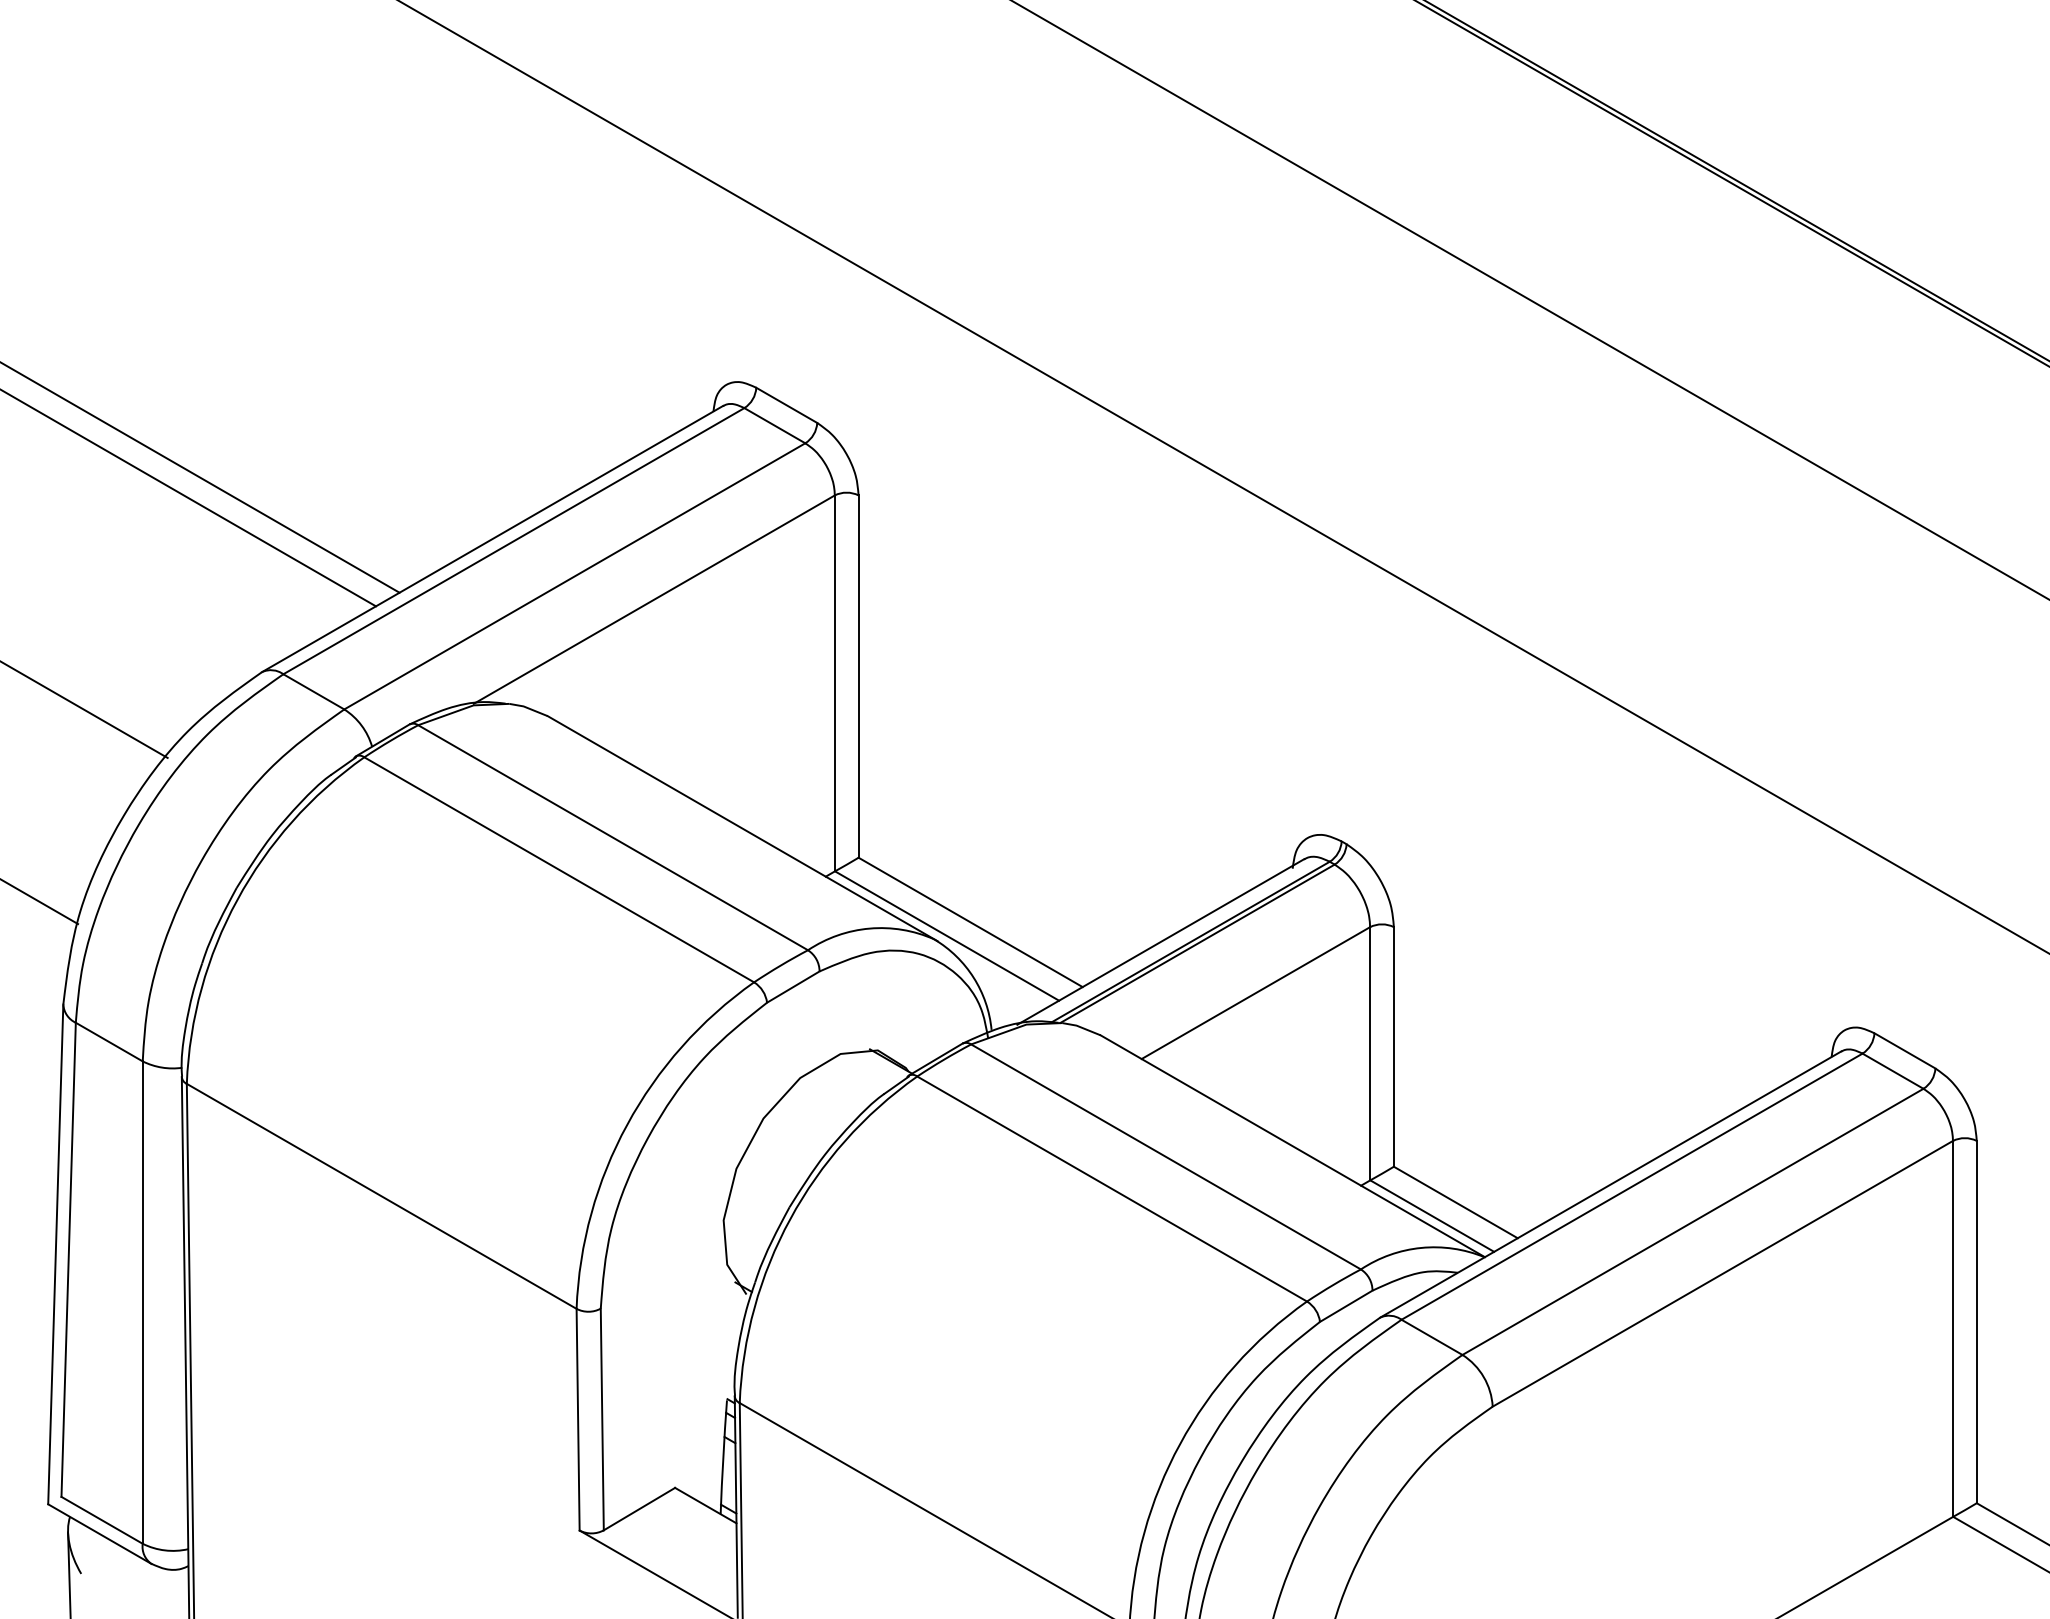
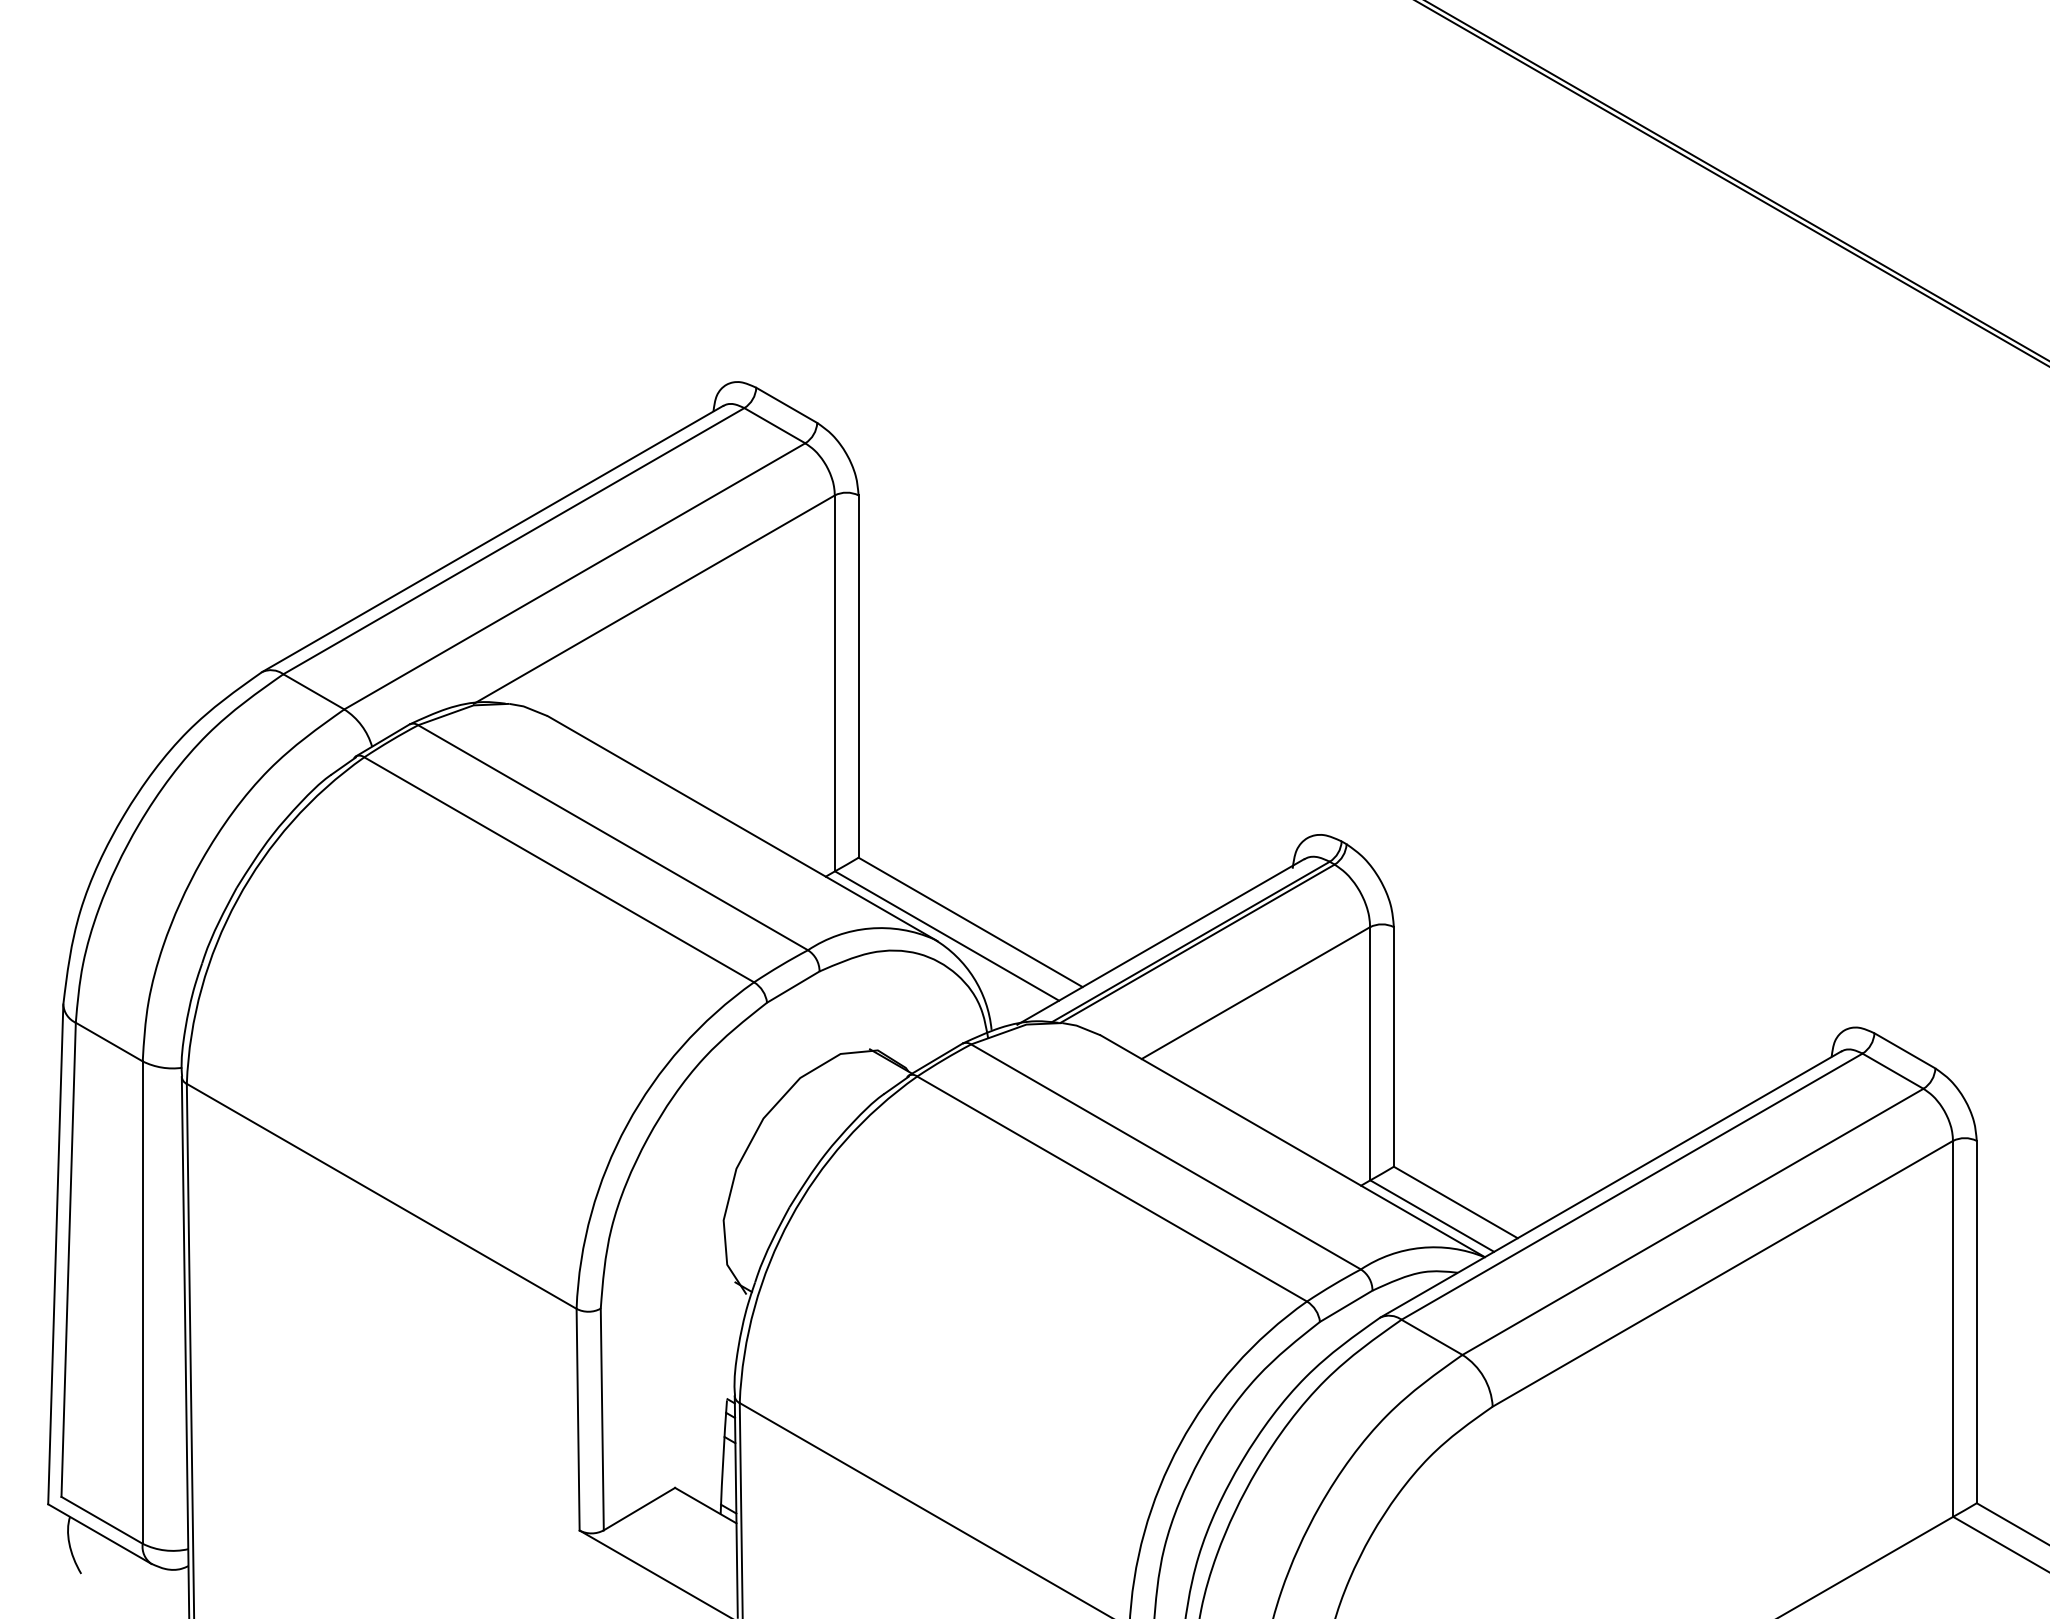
line: present -> none (1530, 300)
line: present -> none (200, 477)
line: present -> none (1223, 477)
line: present -> none (188, 498)
line: present -> none (84, 709)
line: present -> none (40, 902)
line: present -> none (69, 1573)
